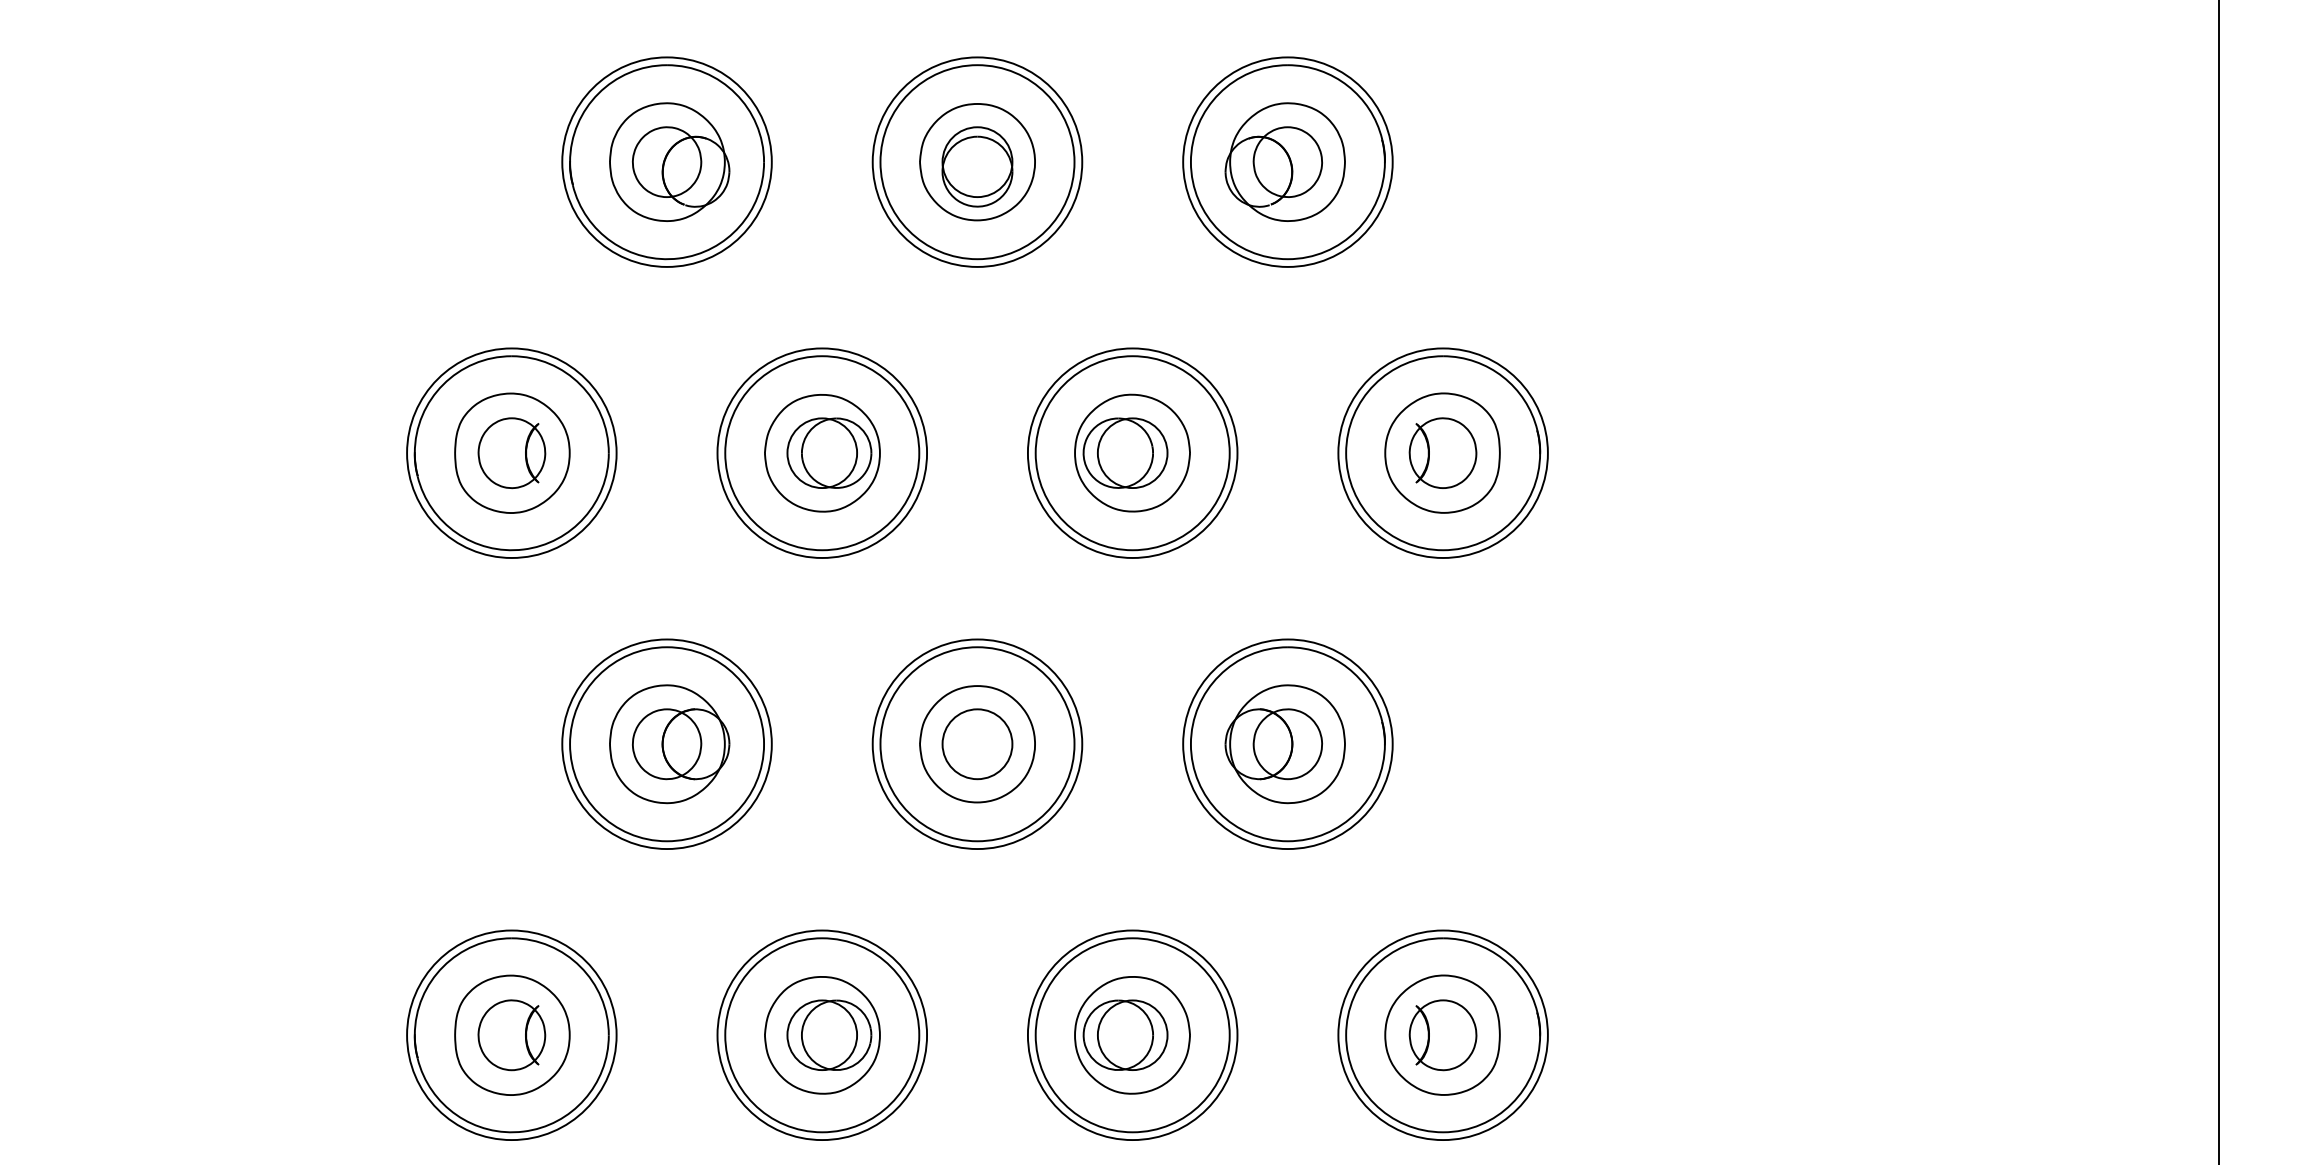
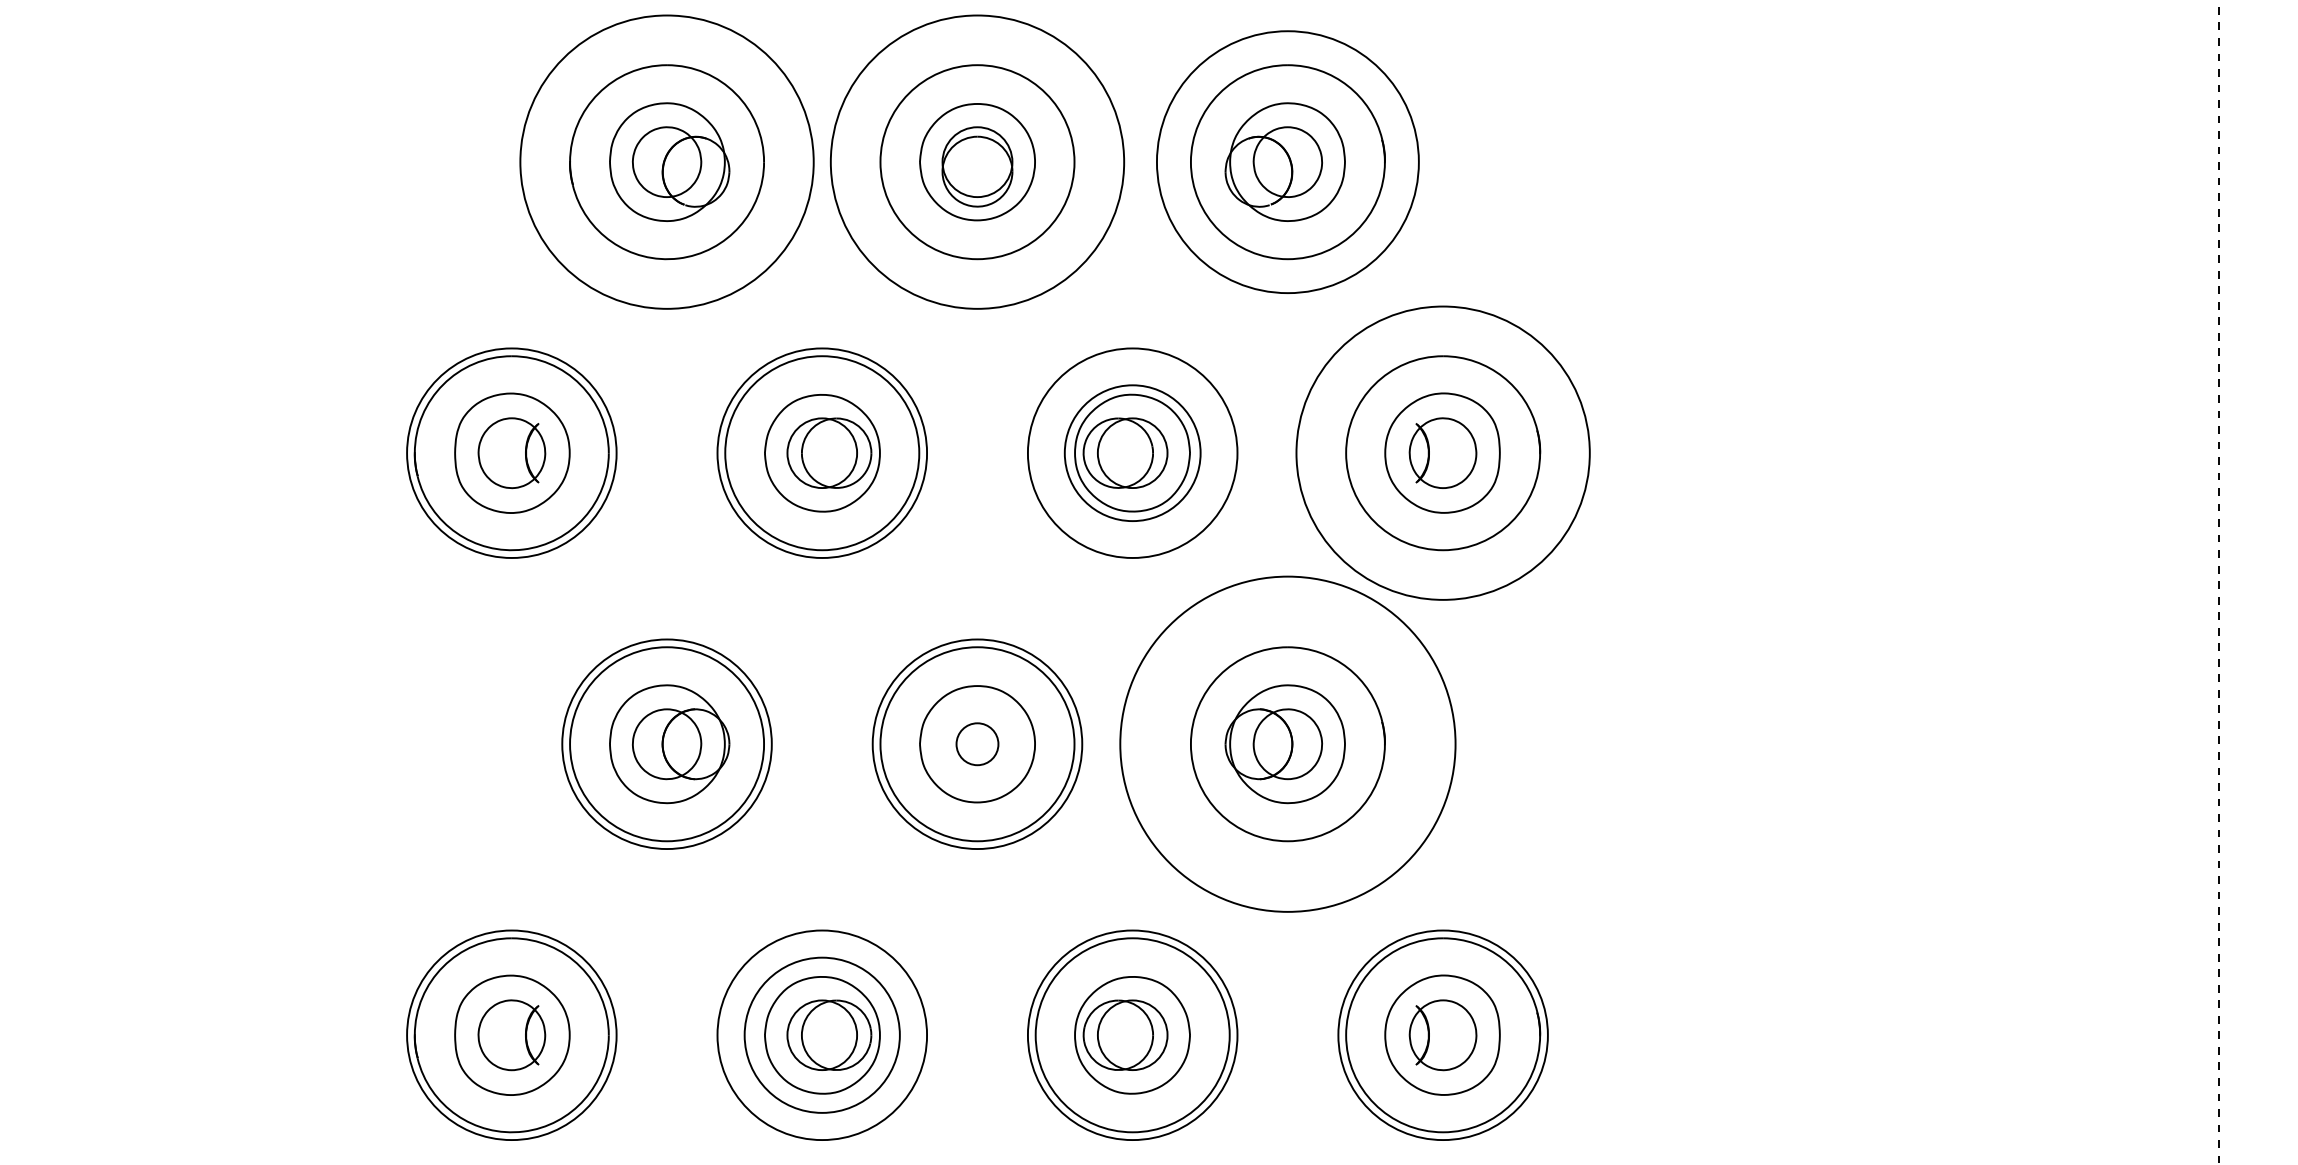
circle diameter: 210 px -> 293 px (666, 161)
circle diameter: 210 px -> 293 px (977, 161)
circle diameter: 210 px -> 262 px (1287, 162)
circle diameter: 210 px -> 293 px (1442, 452)
circle diameter: 194 px -> 136 px (1132, 453)
line: solid -> dashed (2219, 582)
circle diameter: 70 px -> 42 px (977, 744)
circle diameter: 210 px -> 335 px (1287, 743)
circle diameter: 194 px -> 155 px (821, 1034)
